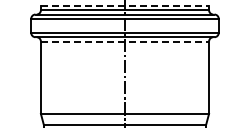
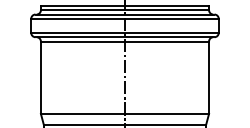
line: dashed -> solid (125, 5)
line: dashed -> solid (125, 41)
